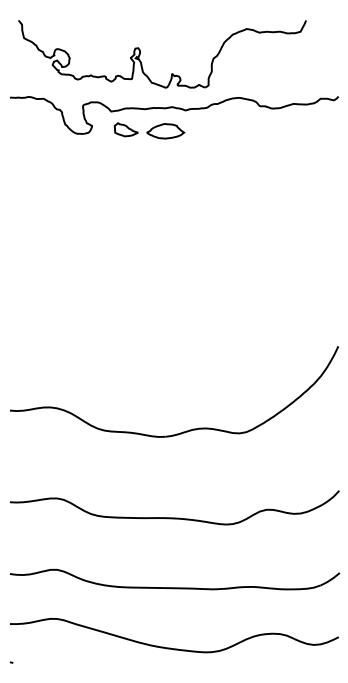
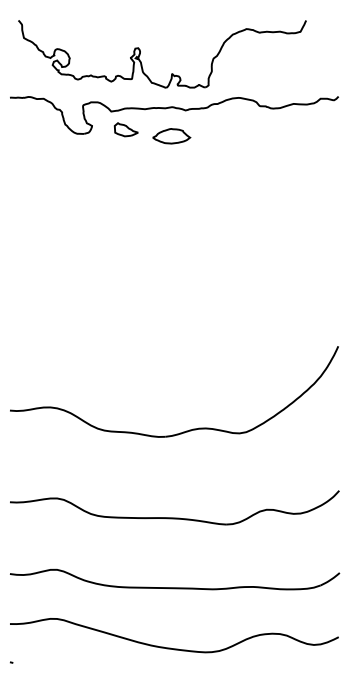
part position: (165, 131) -> (171, 136) (171, 136)
